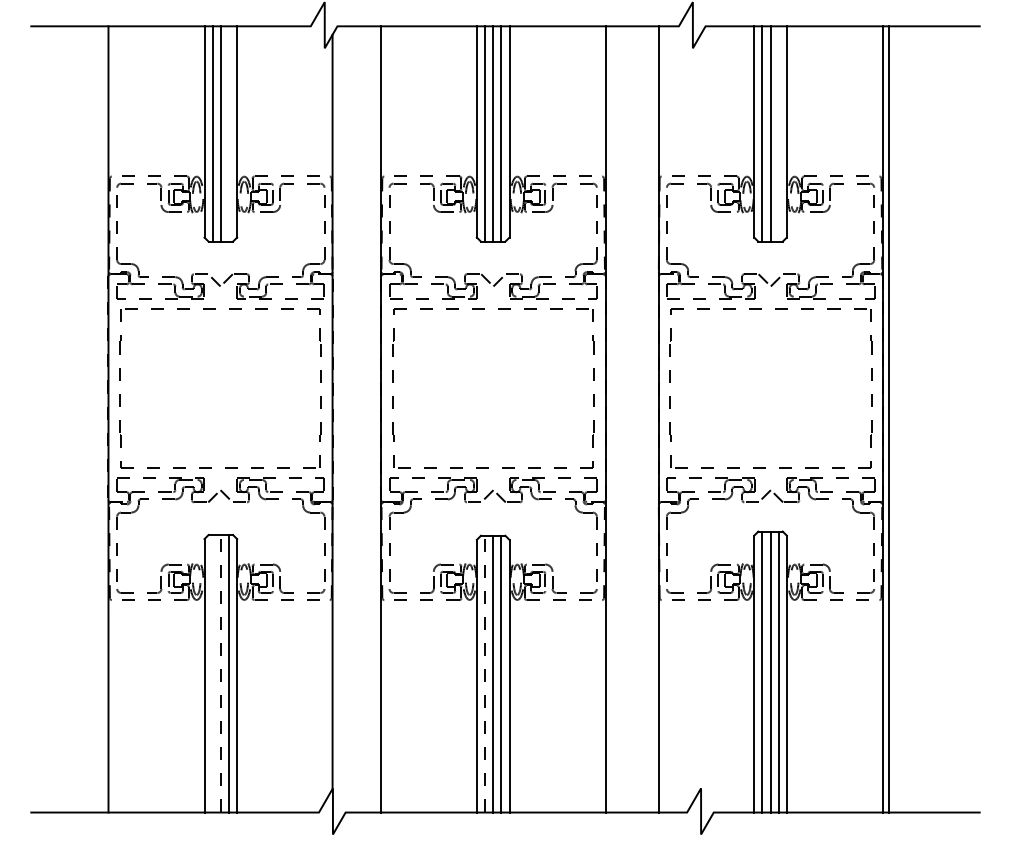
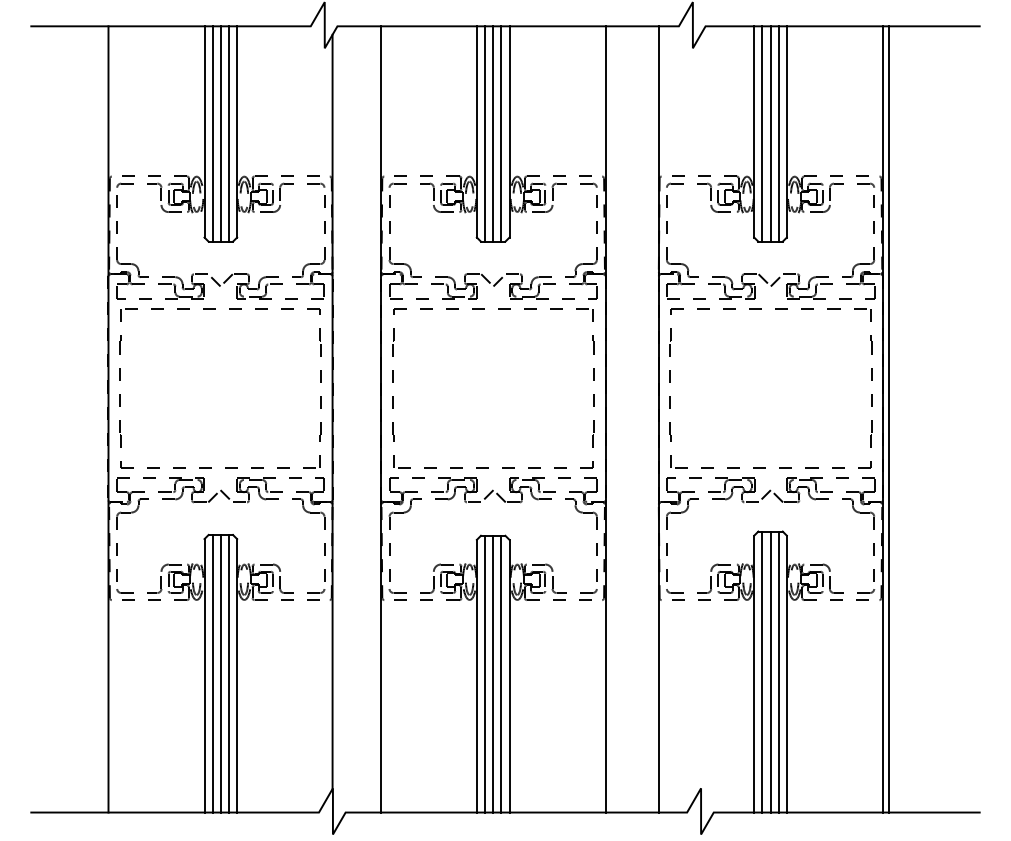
line: none -> present (228, 133)
line: none -> present (778, 133)
line: none -> present (212, 673)
line: dashed -> solid (220, 673)
line: dashed -> solid (485, 673)
